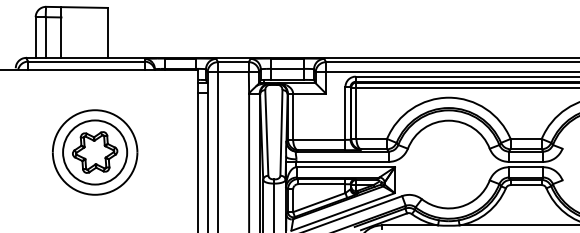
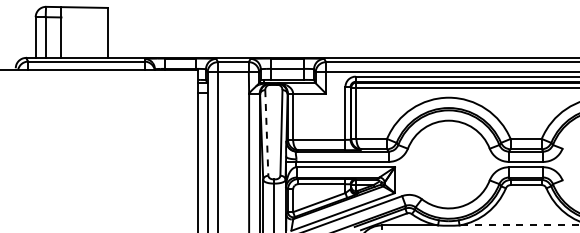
line: solid -> dashed (266, 132)
part: present -> none (95, 152)
line: solid -> dashed (519, 225)
